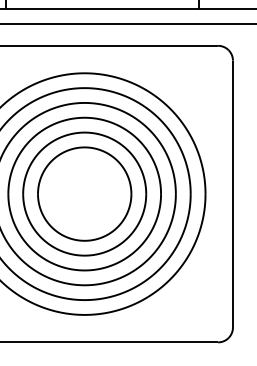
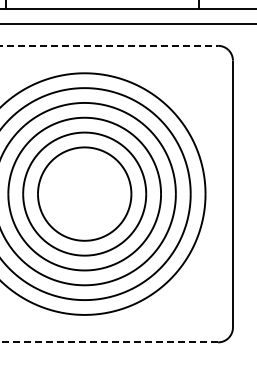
line: solid -> dashed (109, 45)
line: solid -> dashed (109, 342)
